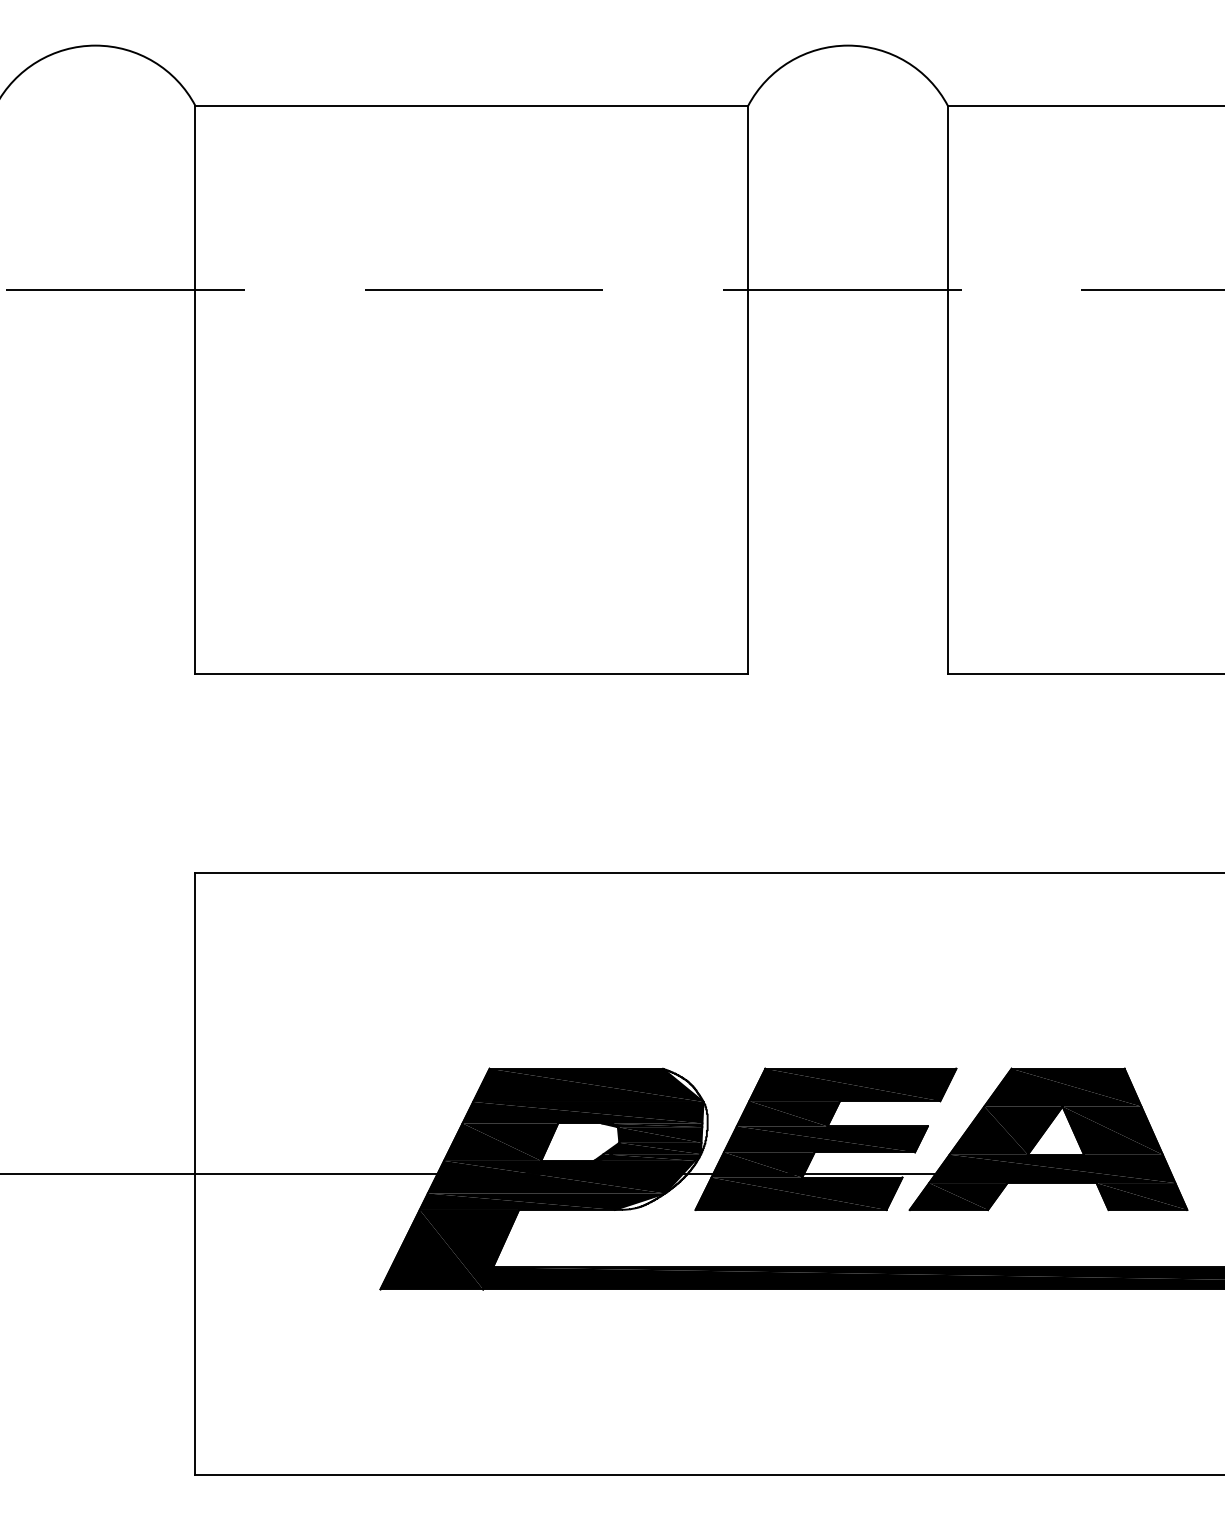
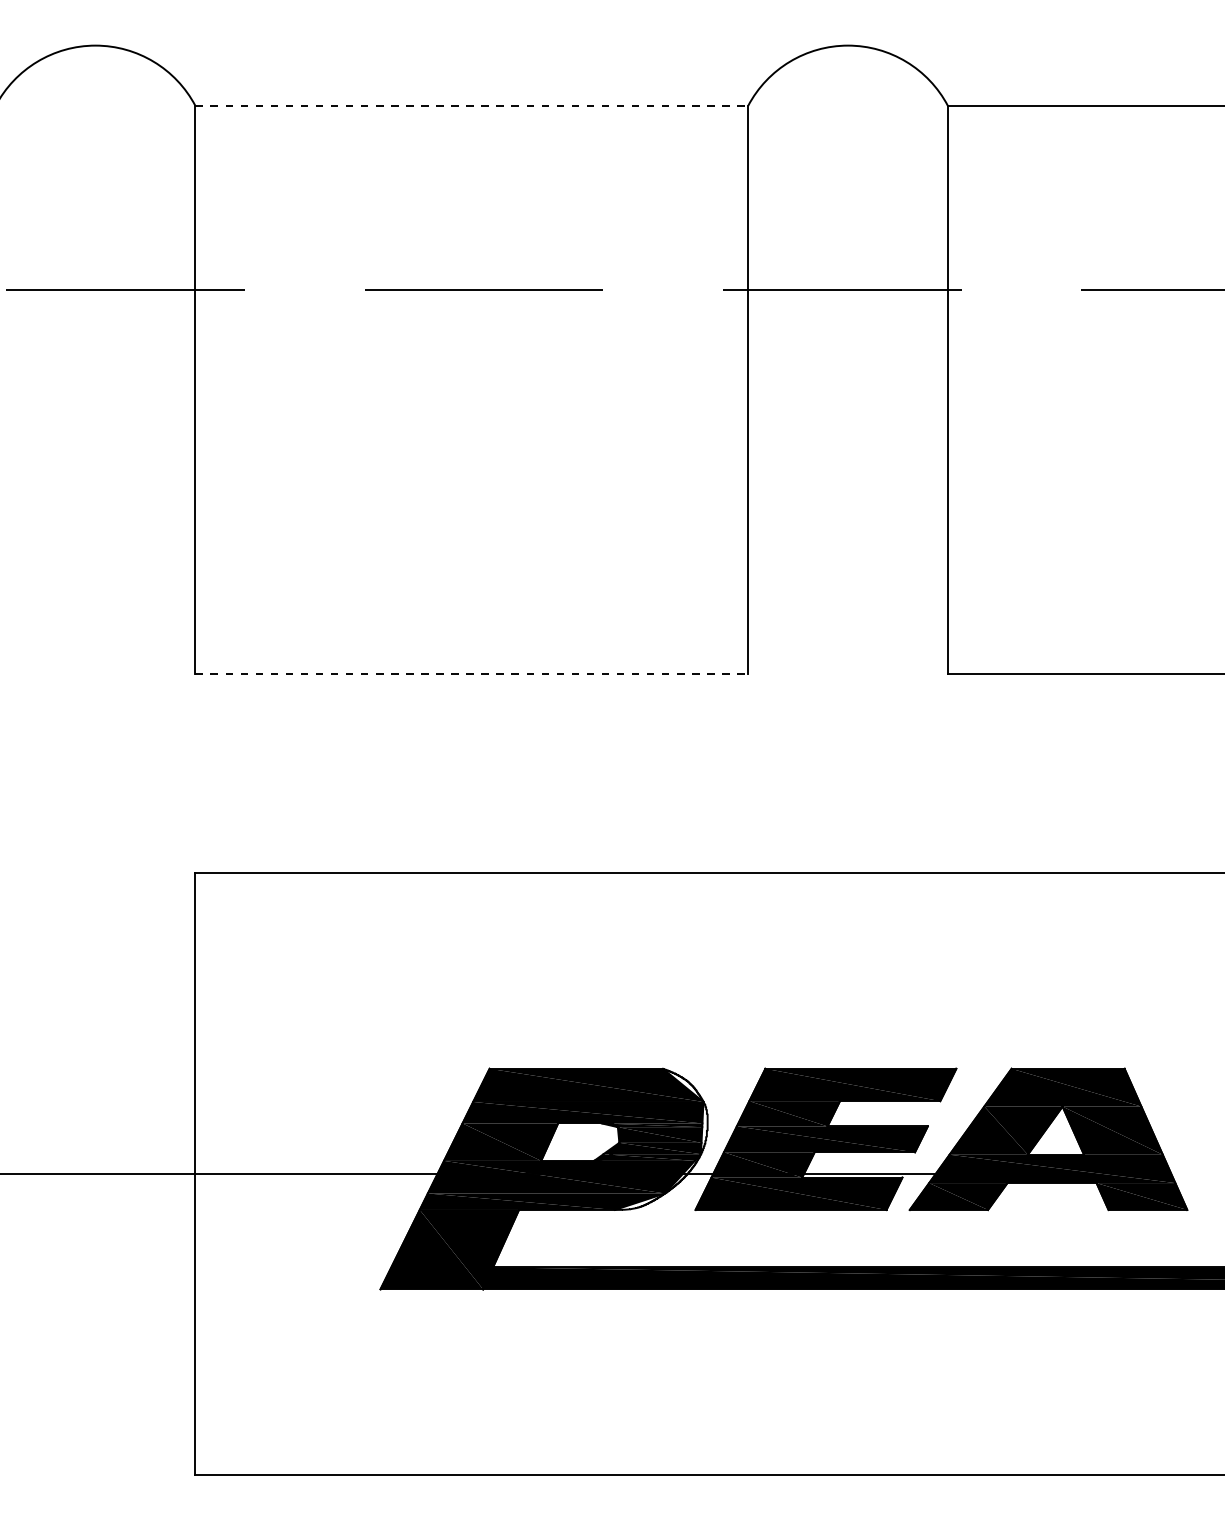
line: solid -> dashed (472, 105)
line: solid -> dashed (472, 673)
